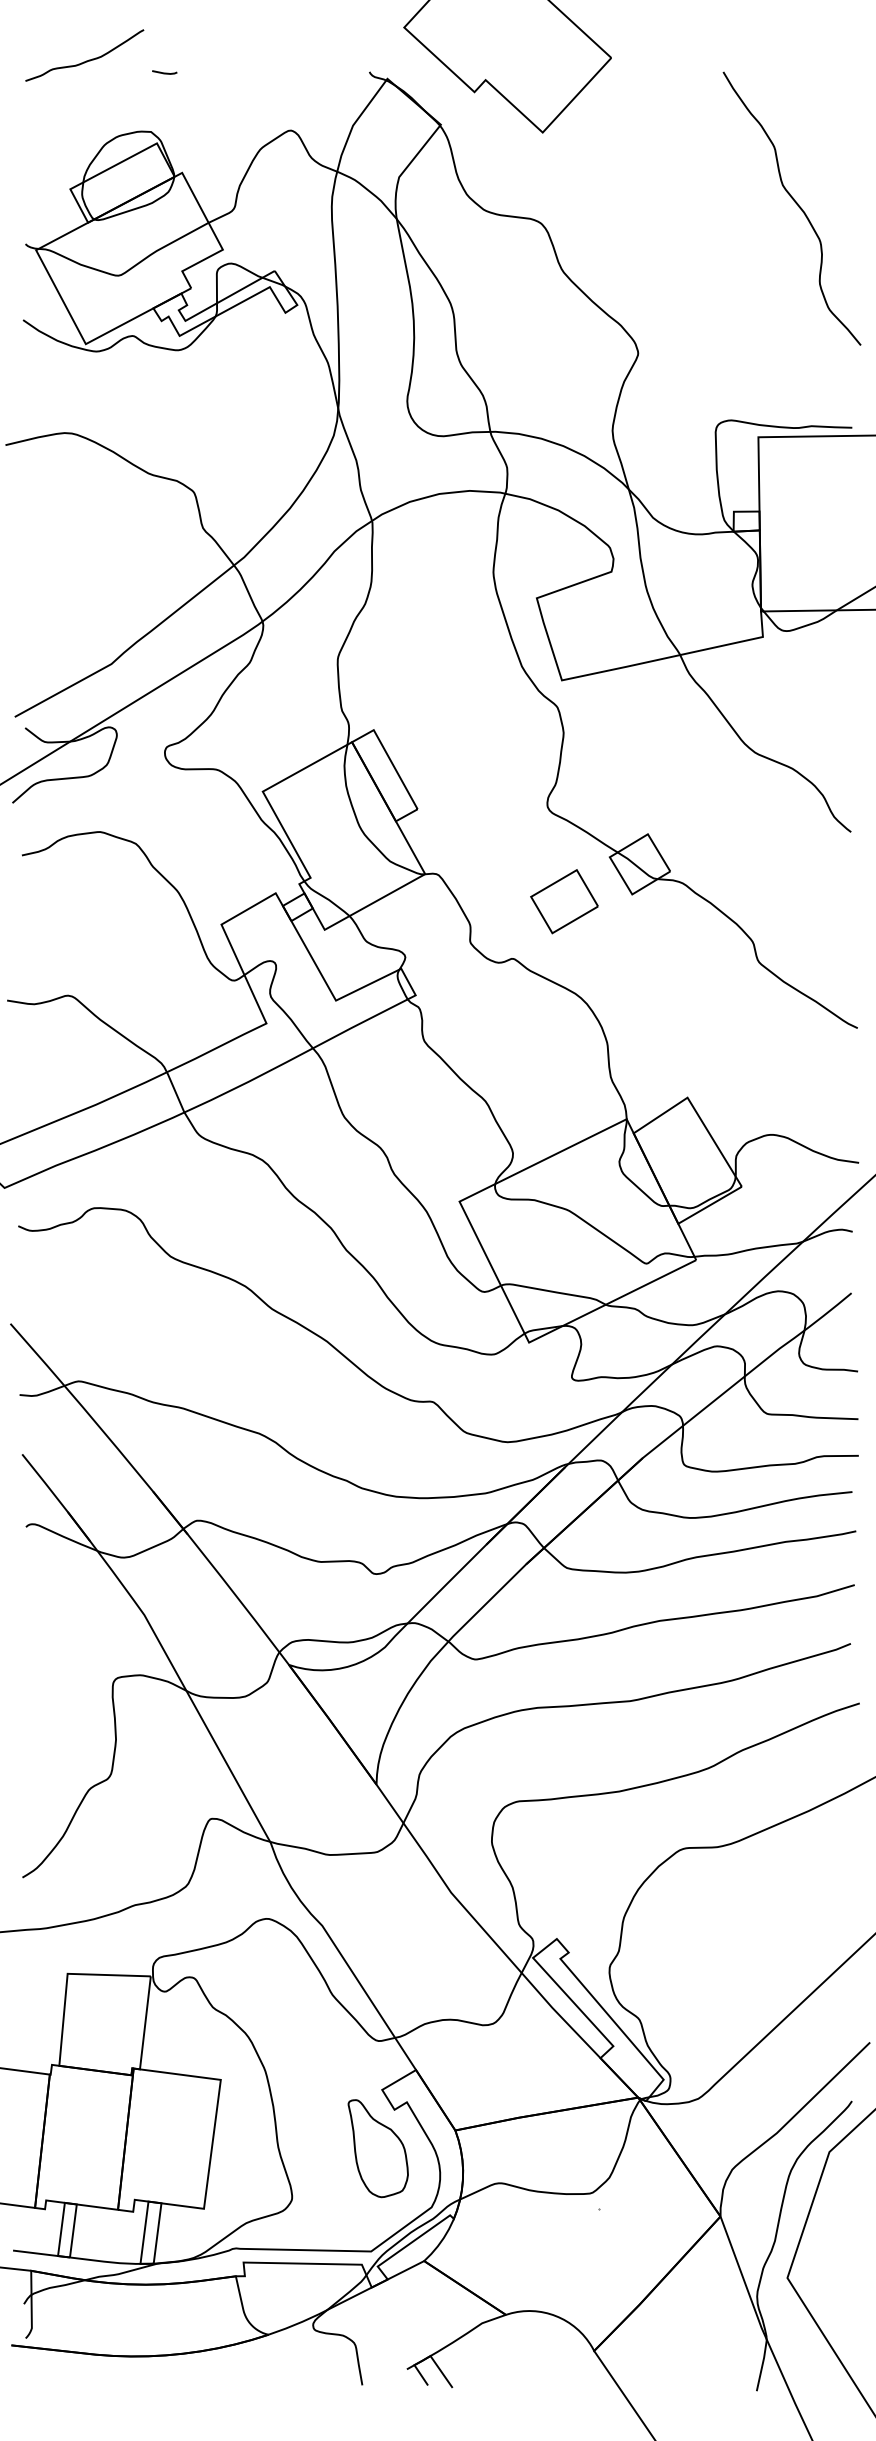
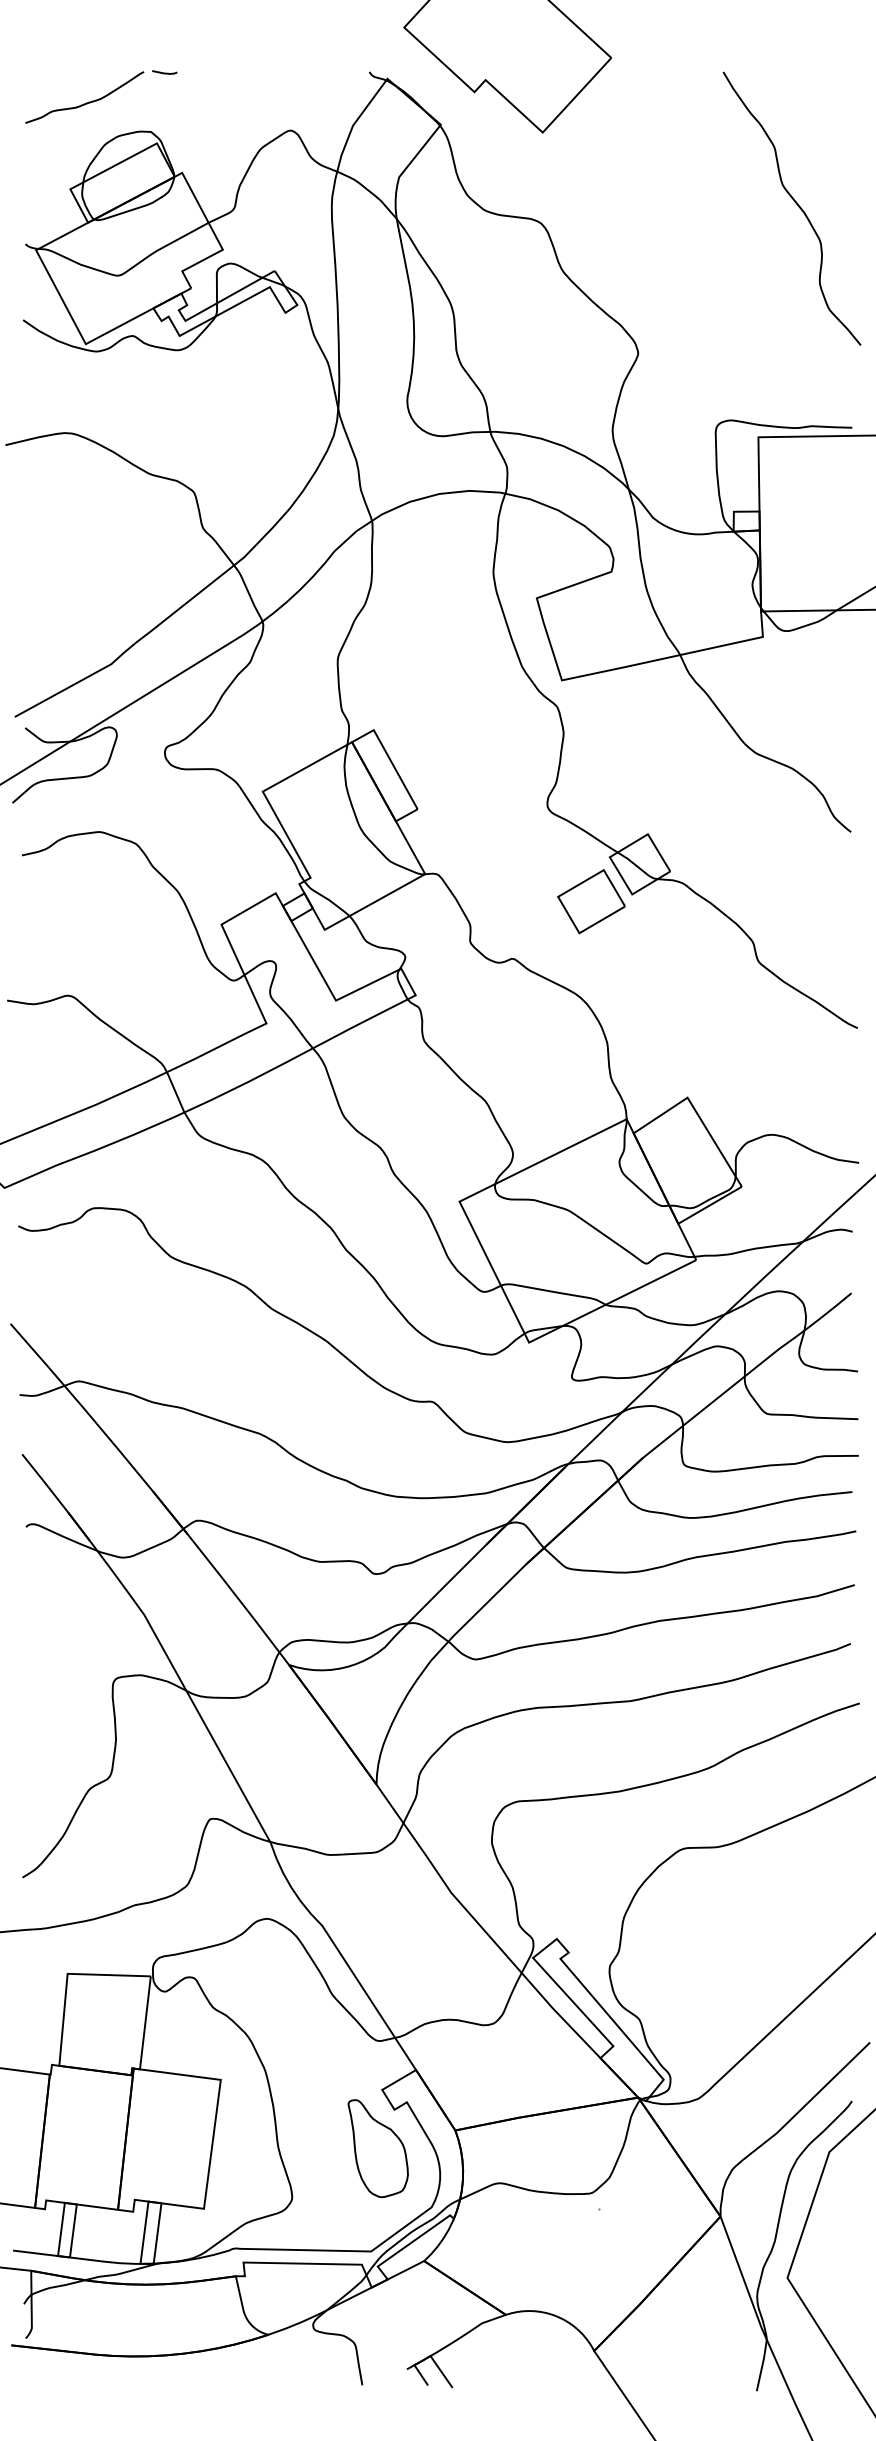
curve position: (86, 60) -> (86, 102) (86, 102)
part position: (564, 901) -> (591, 901) (591, 901)
